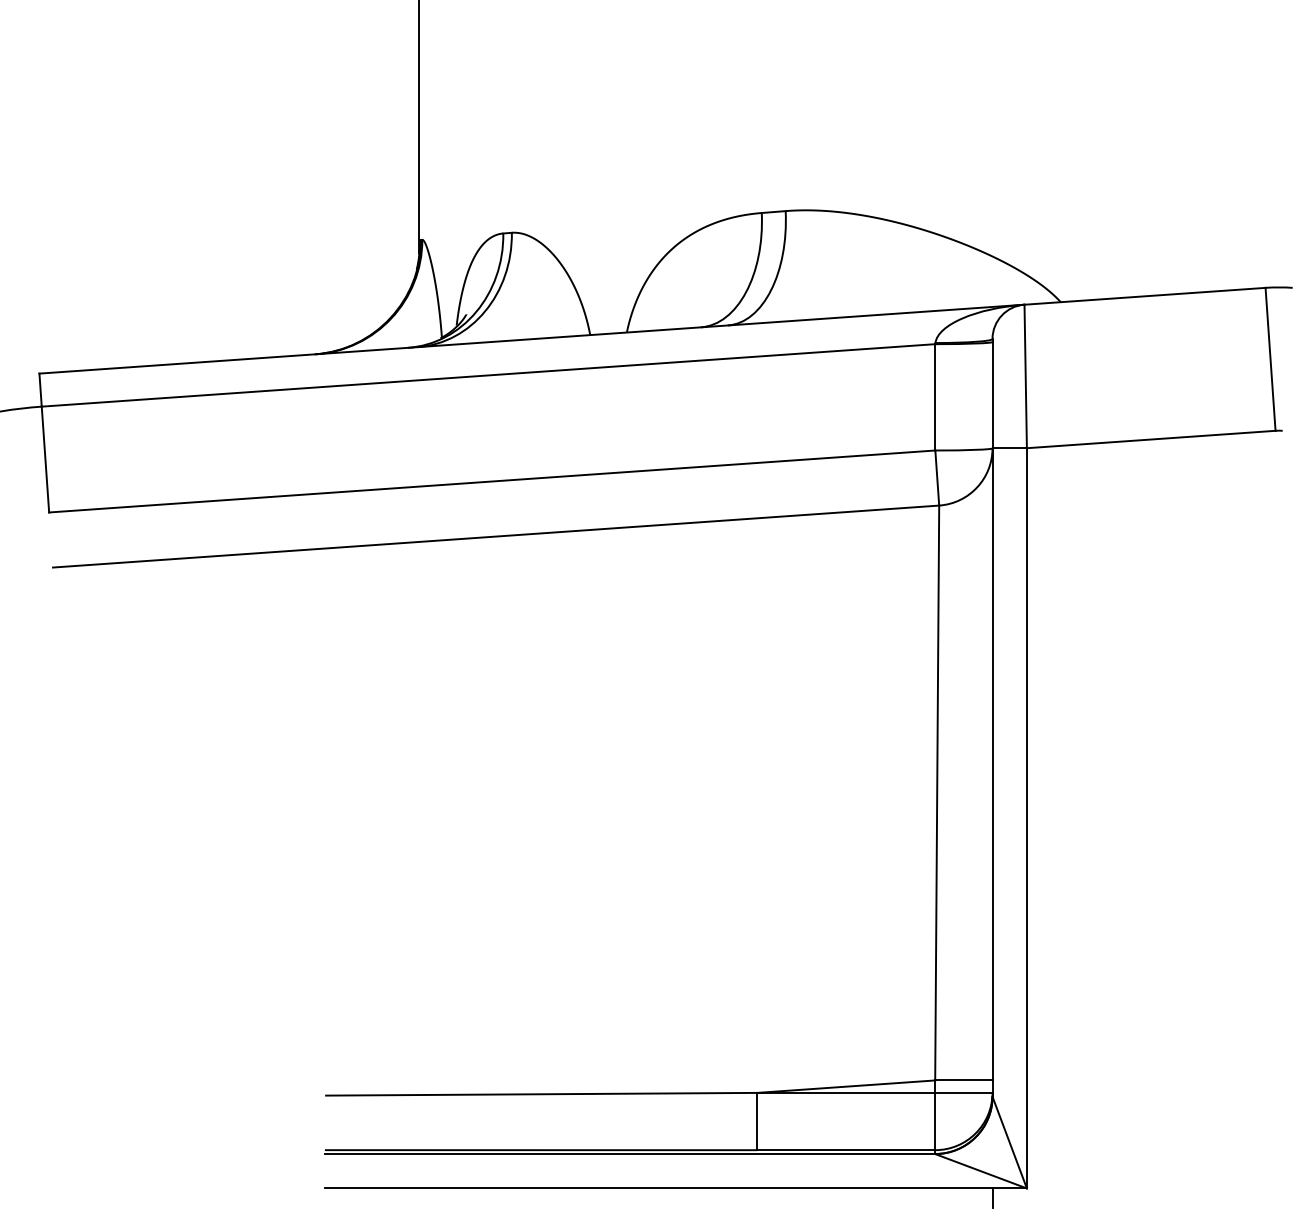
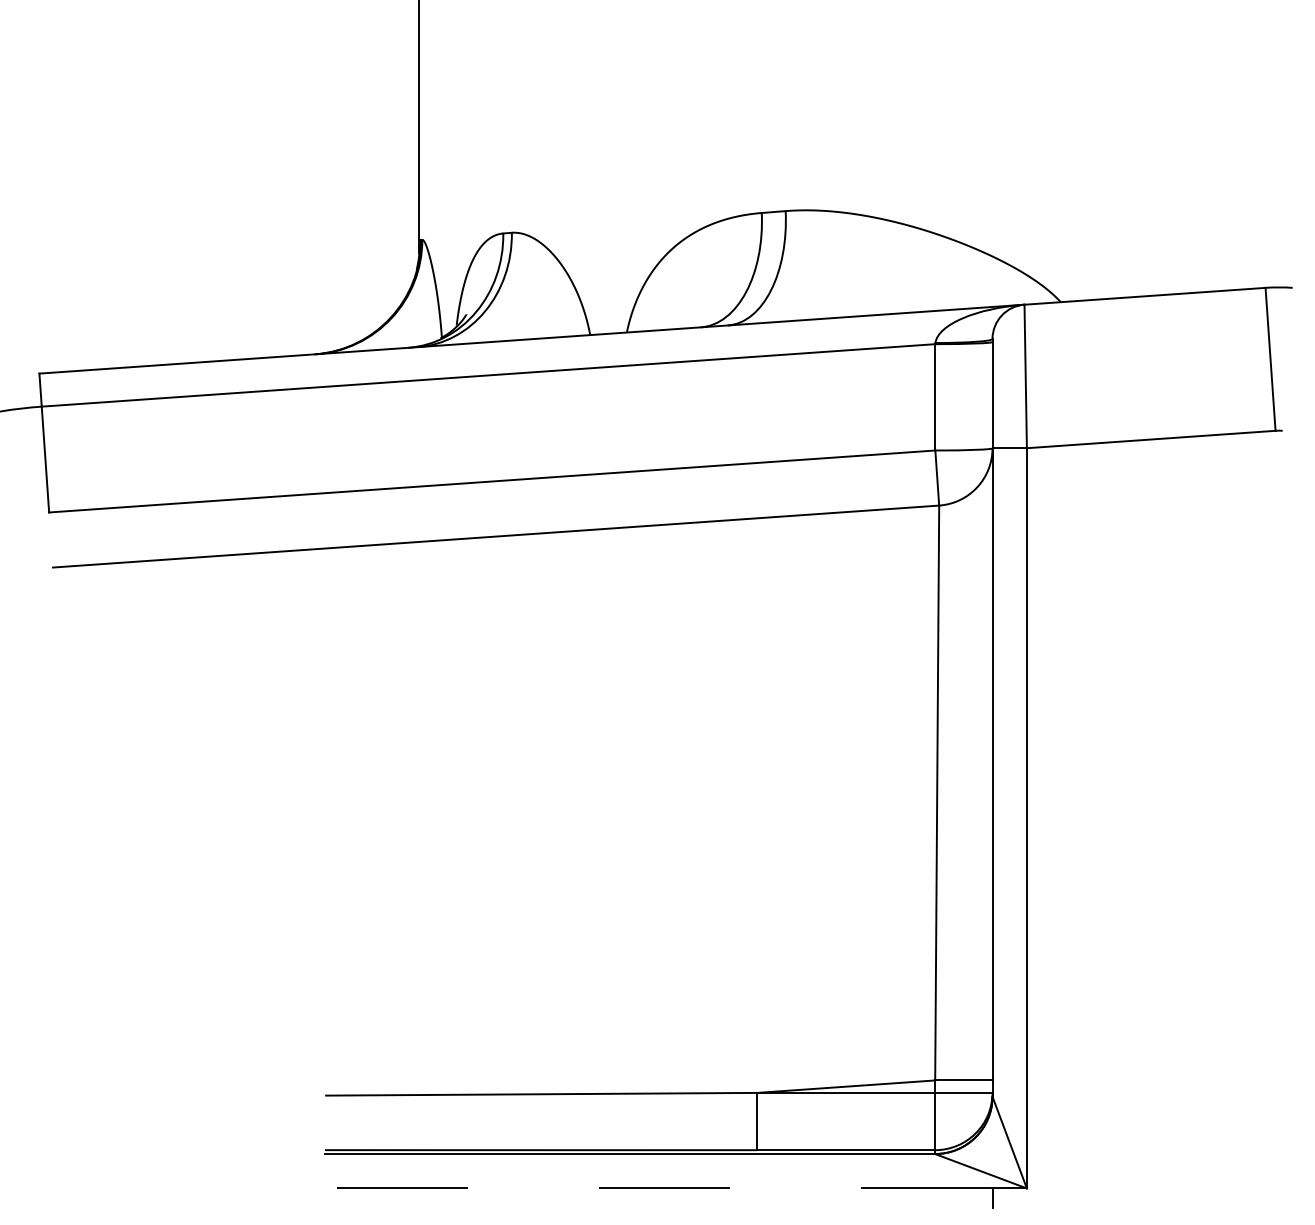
line: solid -> dashed (658, 1188)
